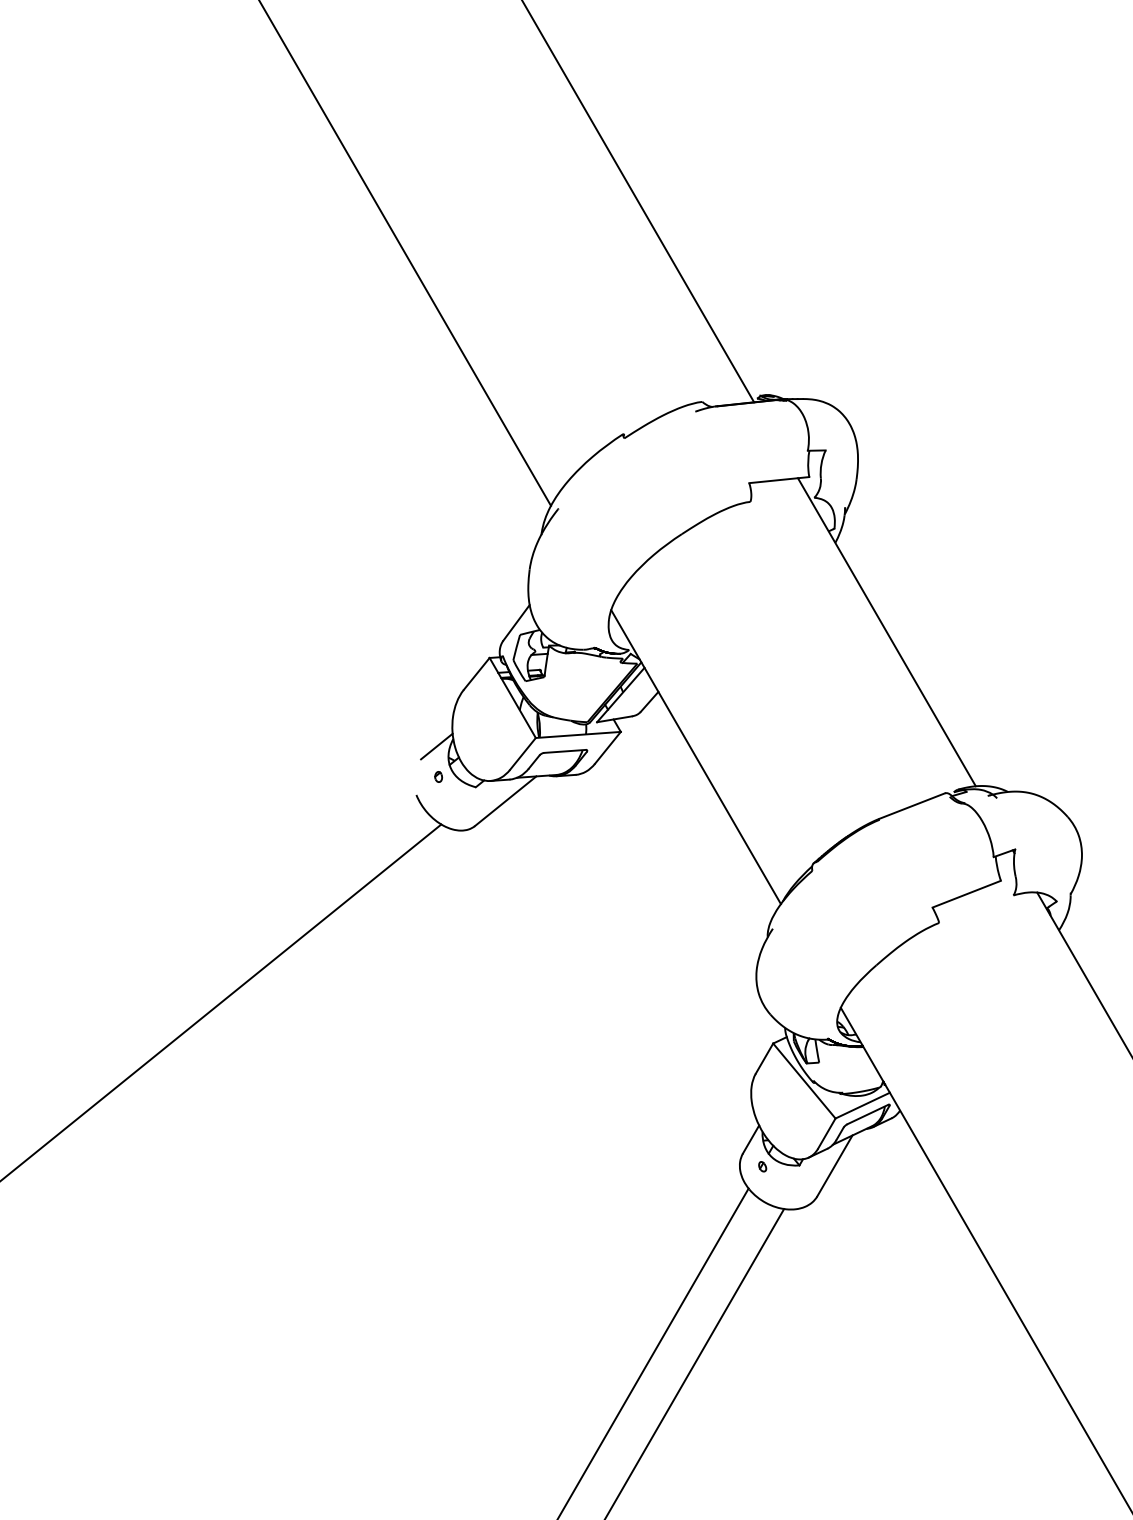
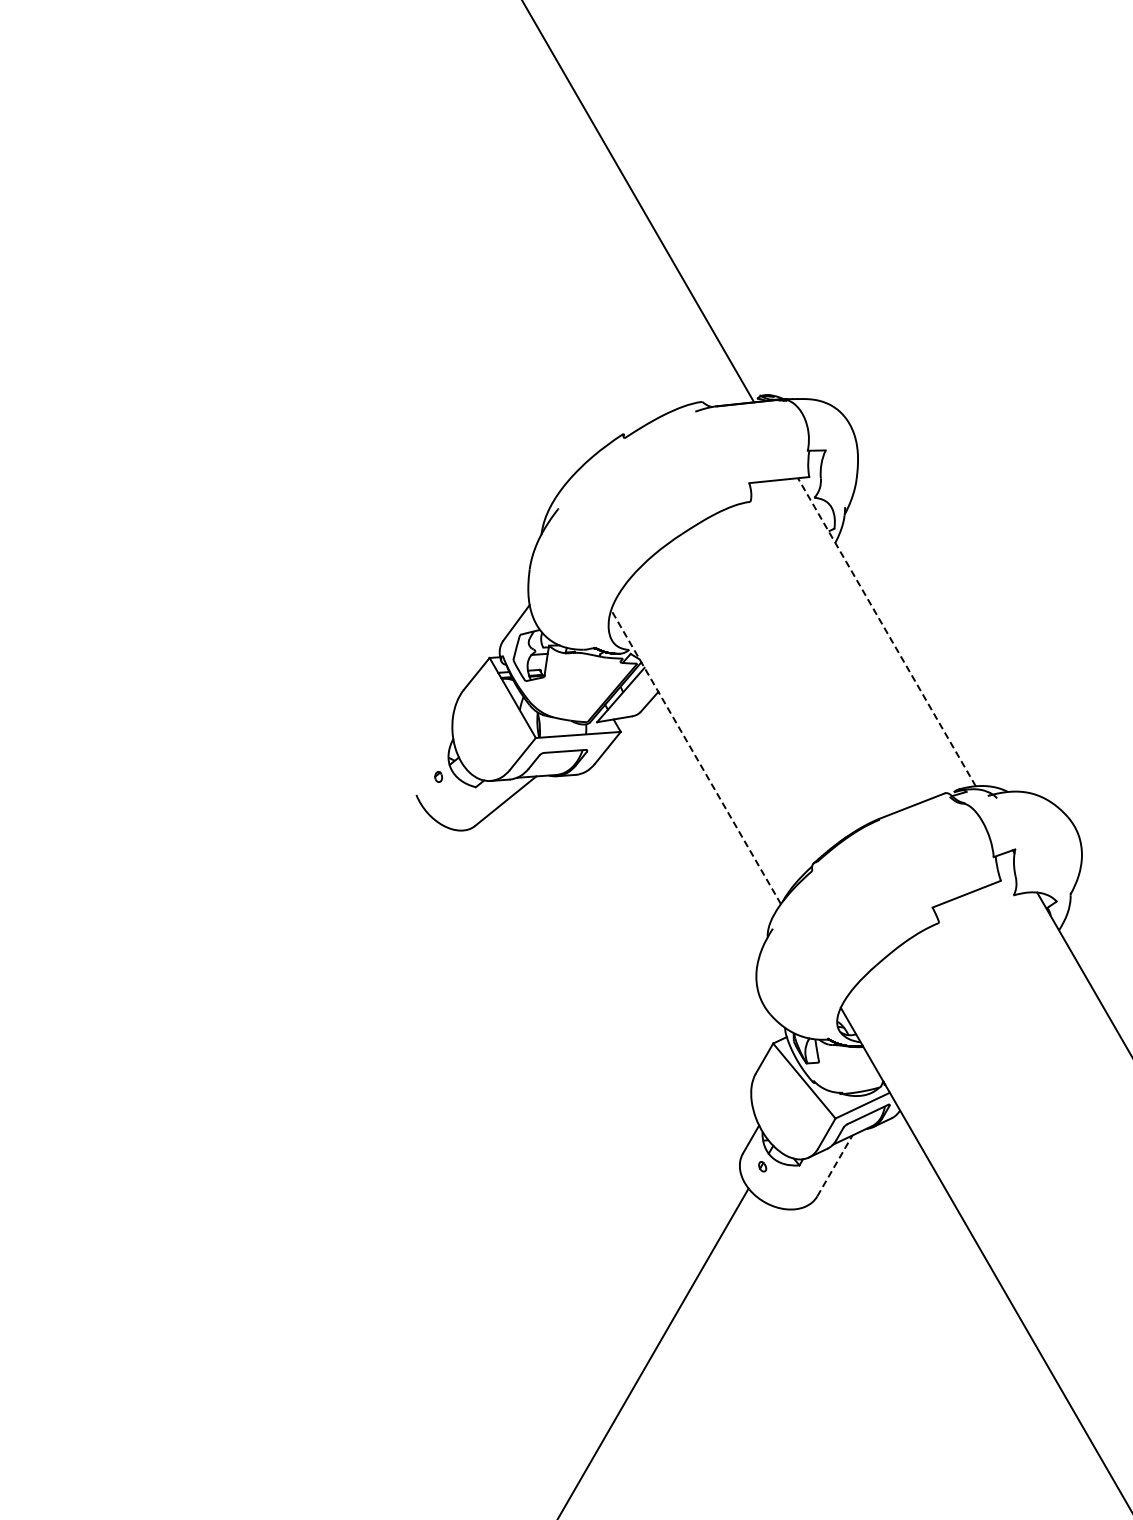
line: present -> none (405, 253)
line: solid -> dashed (886, 632)
line: present -> none (436, 746)
line: solid -> dashed (696, 757)
line: present -> none (221, 1001)
line: solid -> dashed (835, 1165)
line: present -> none (695, 1362)
